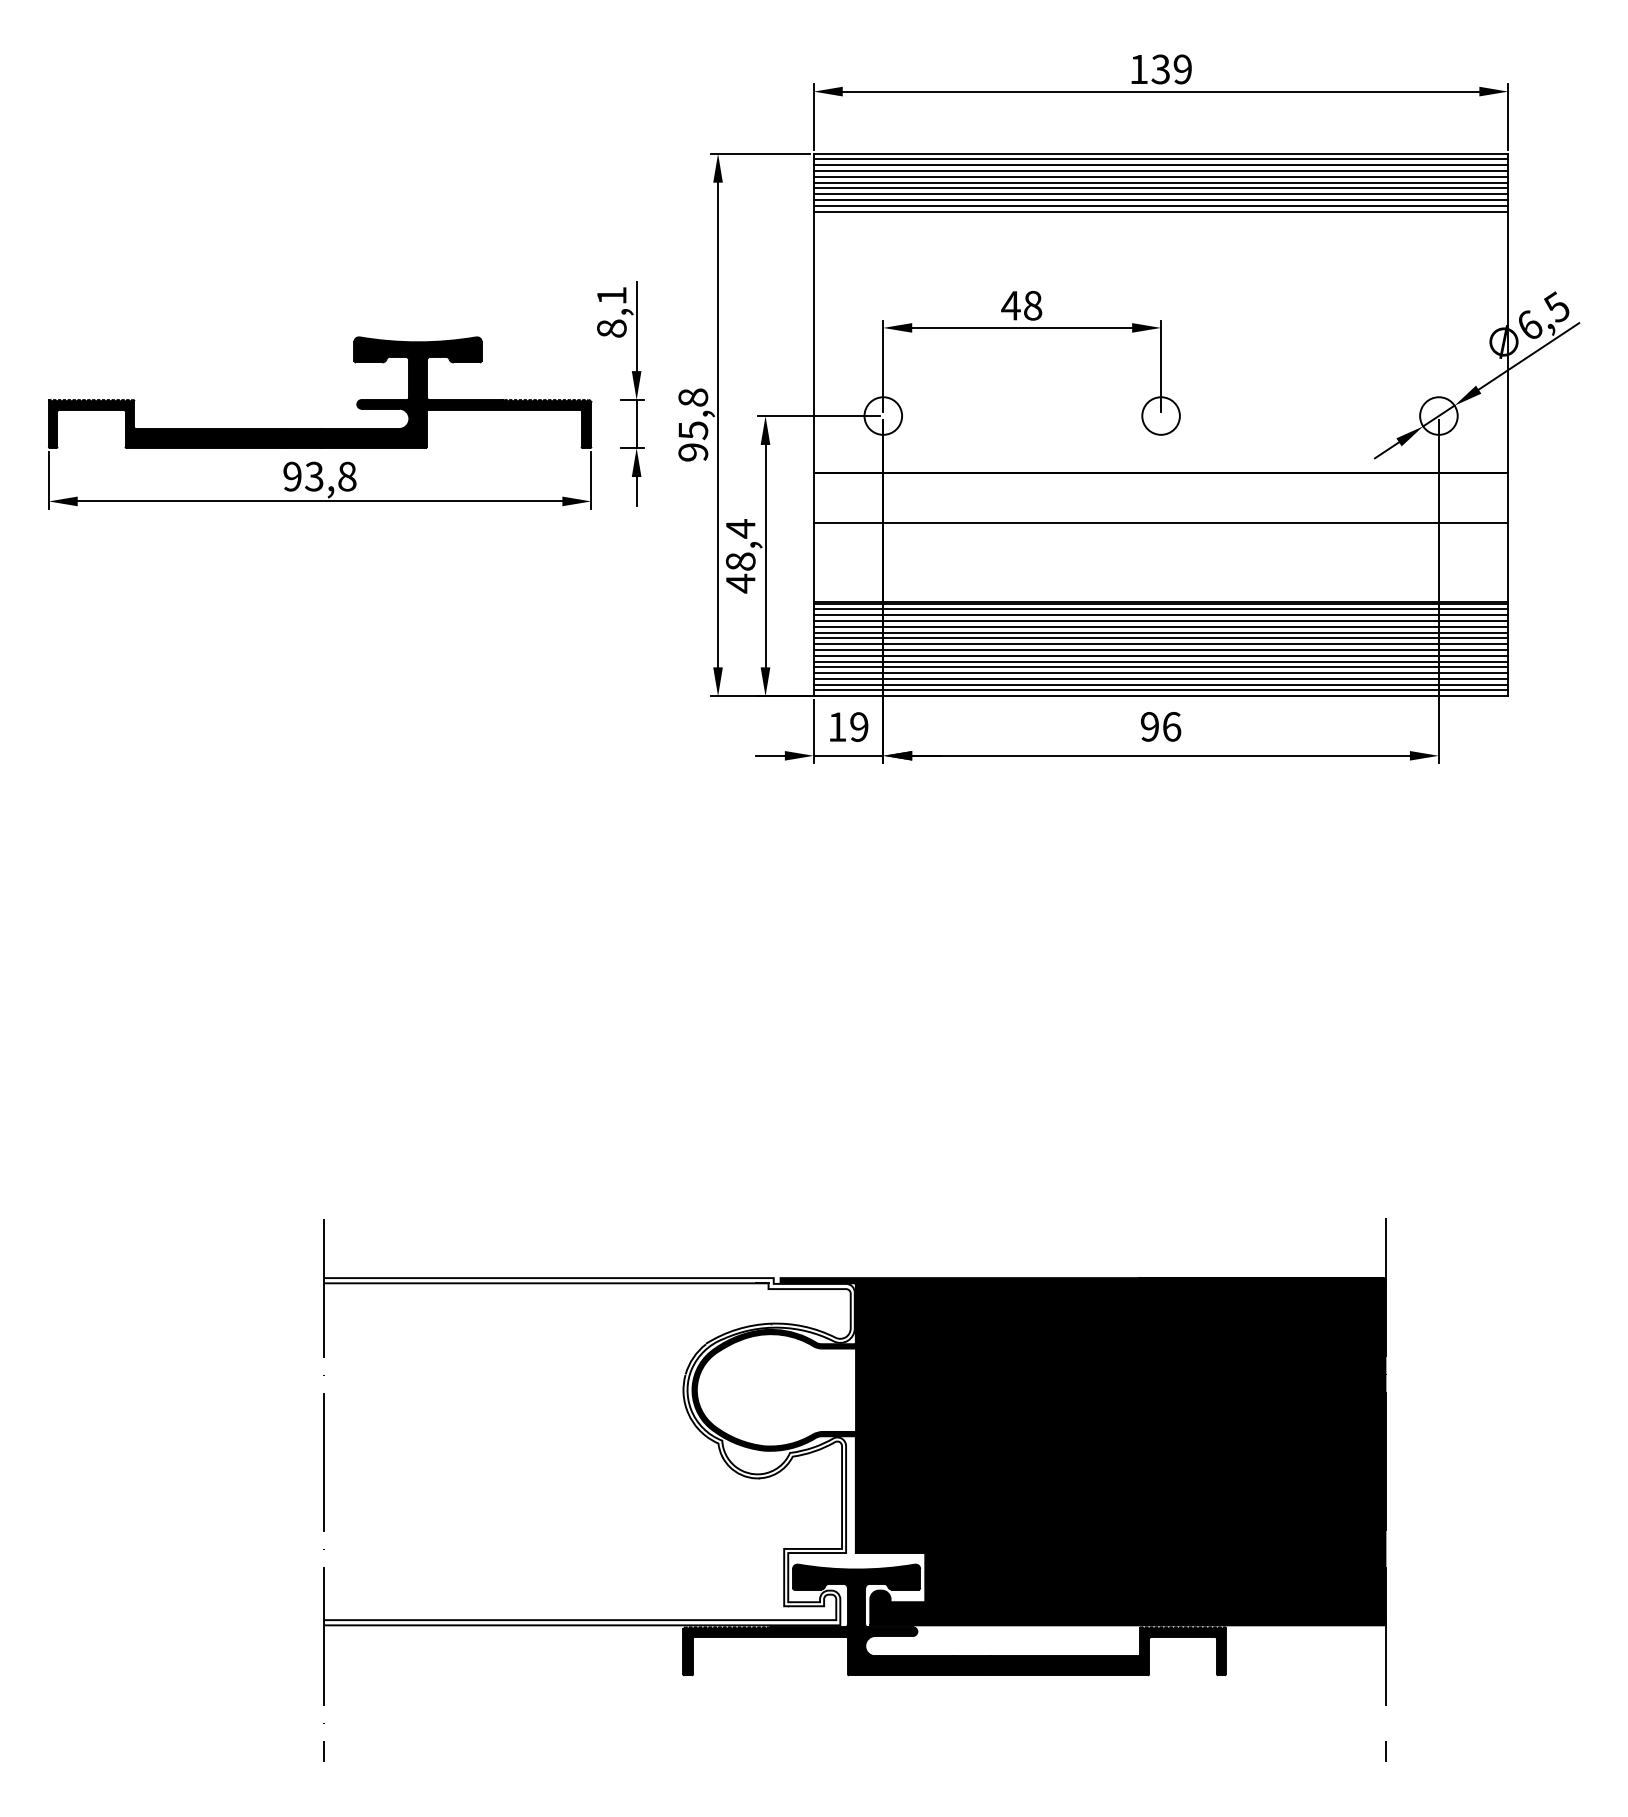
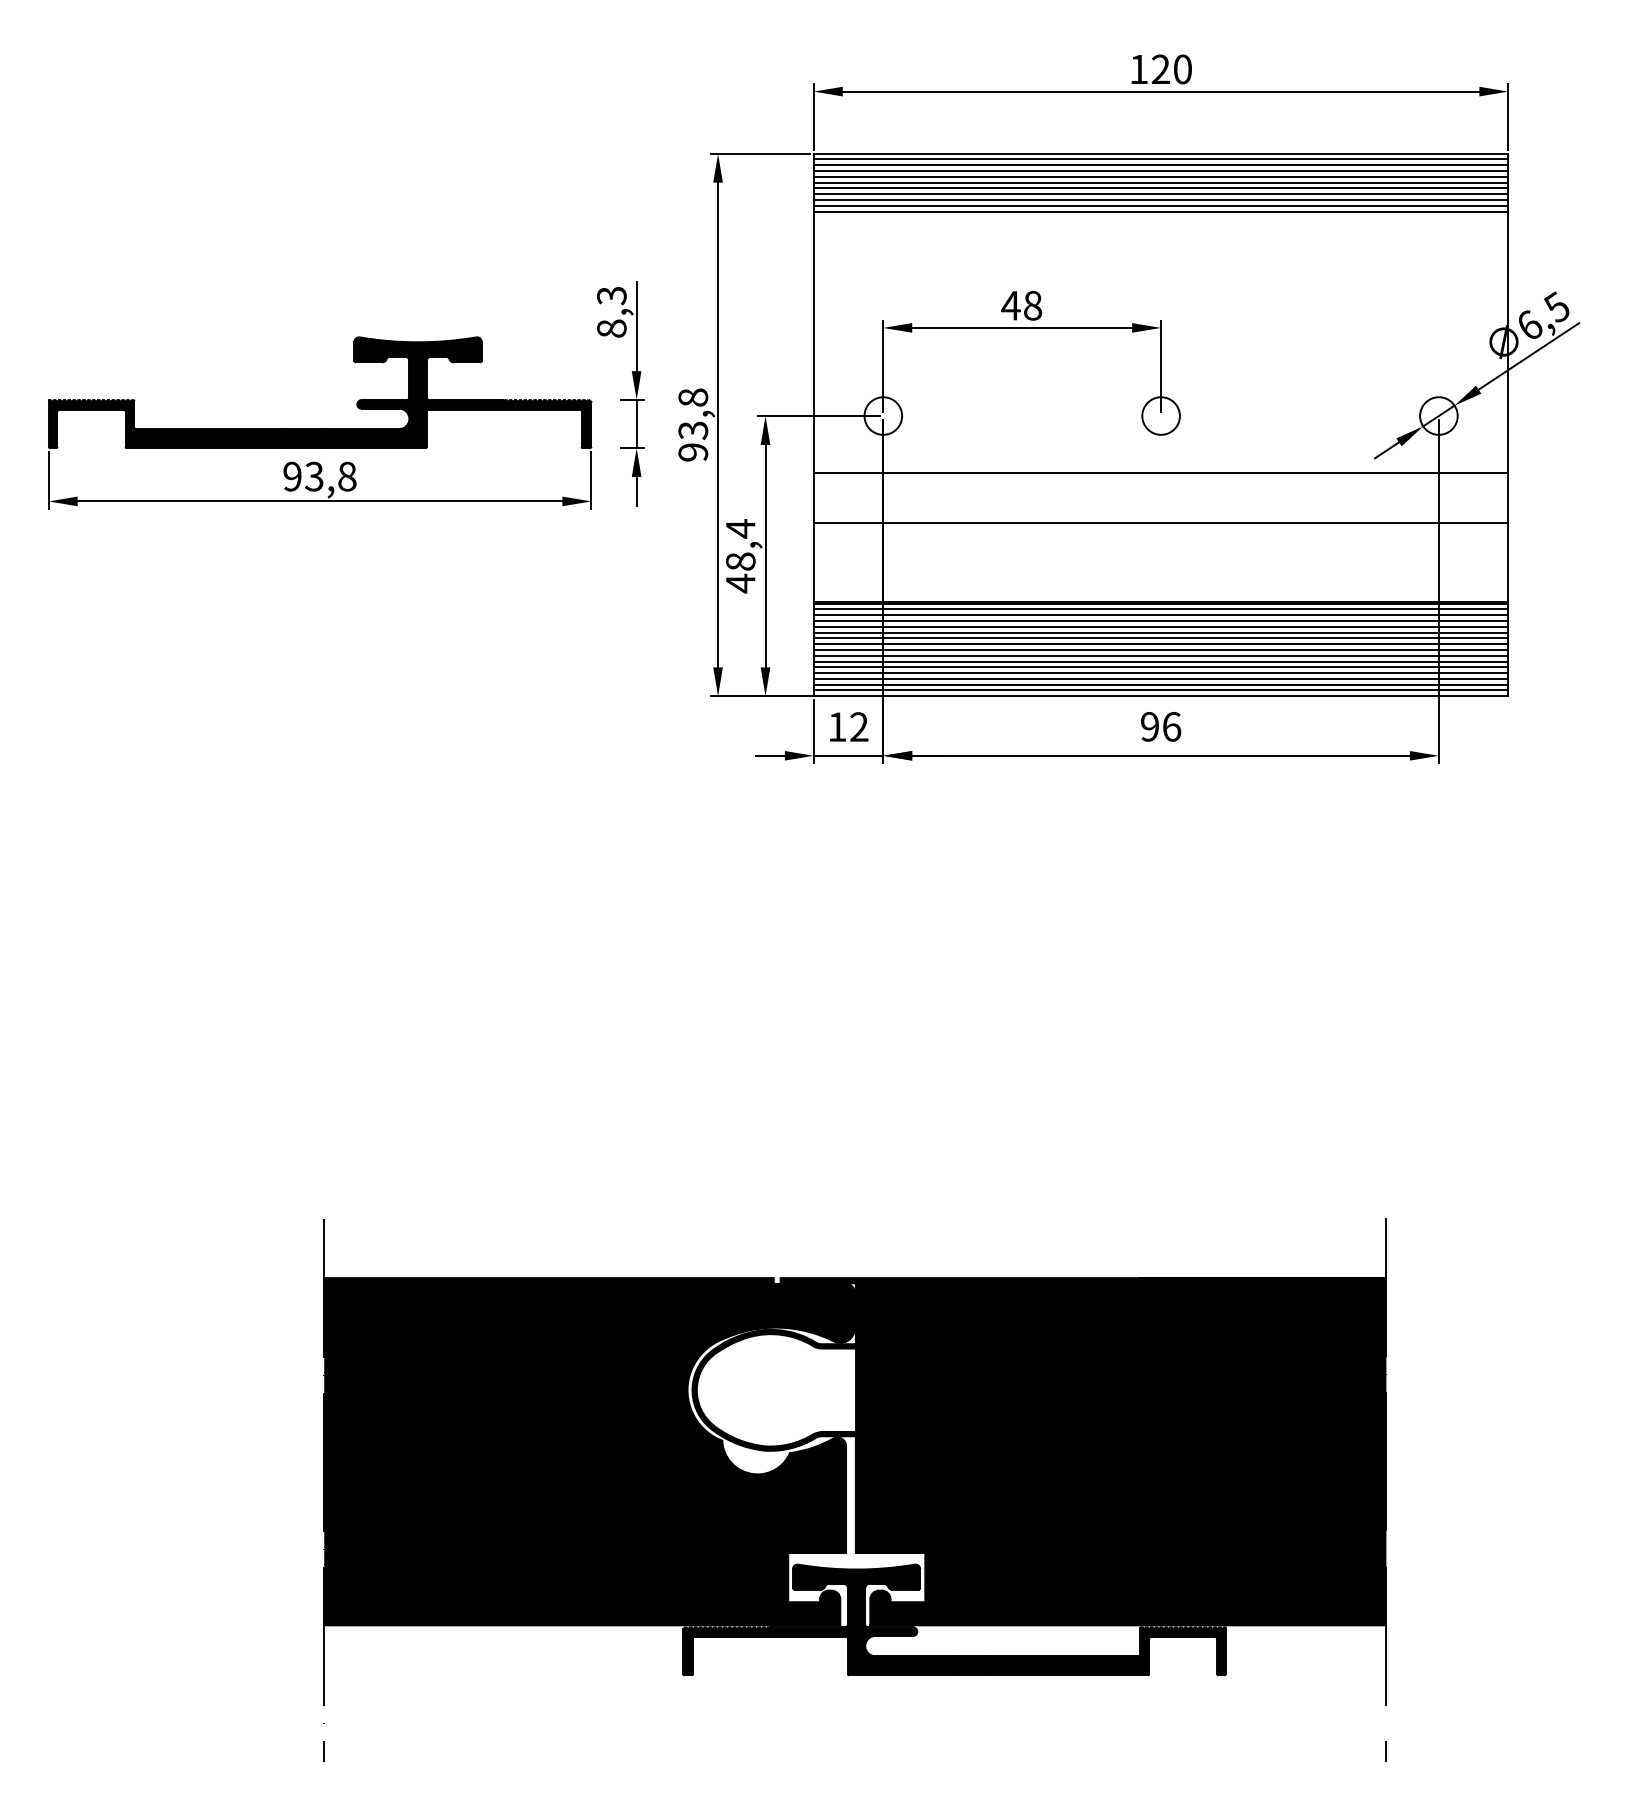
text: 139 -> 120 (1171, 69)
text: 8,1 -> 8,3 (611, 296)
text: 95,8 -> 93,8 (692, 430)
text: 19 -> 12 (859, 726)
fill: none -> present (589, 1451)
